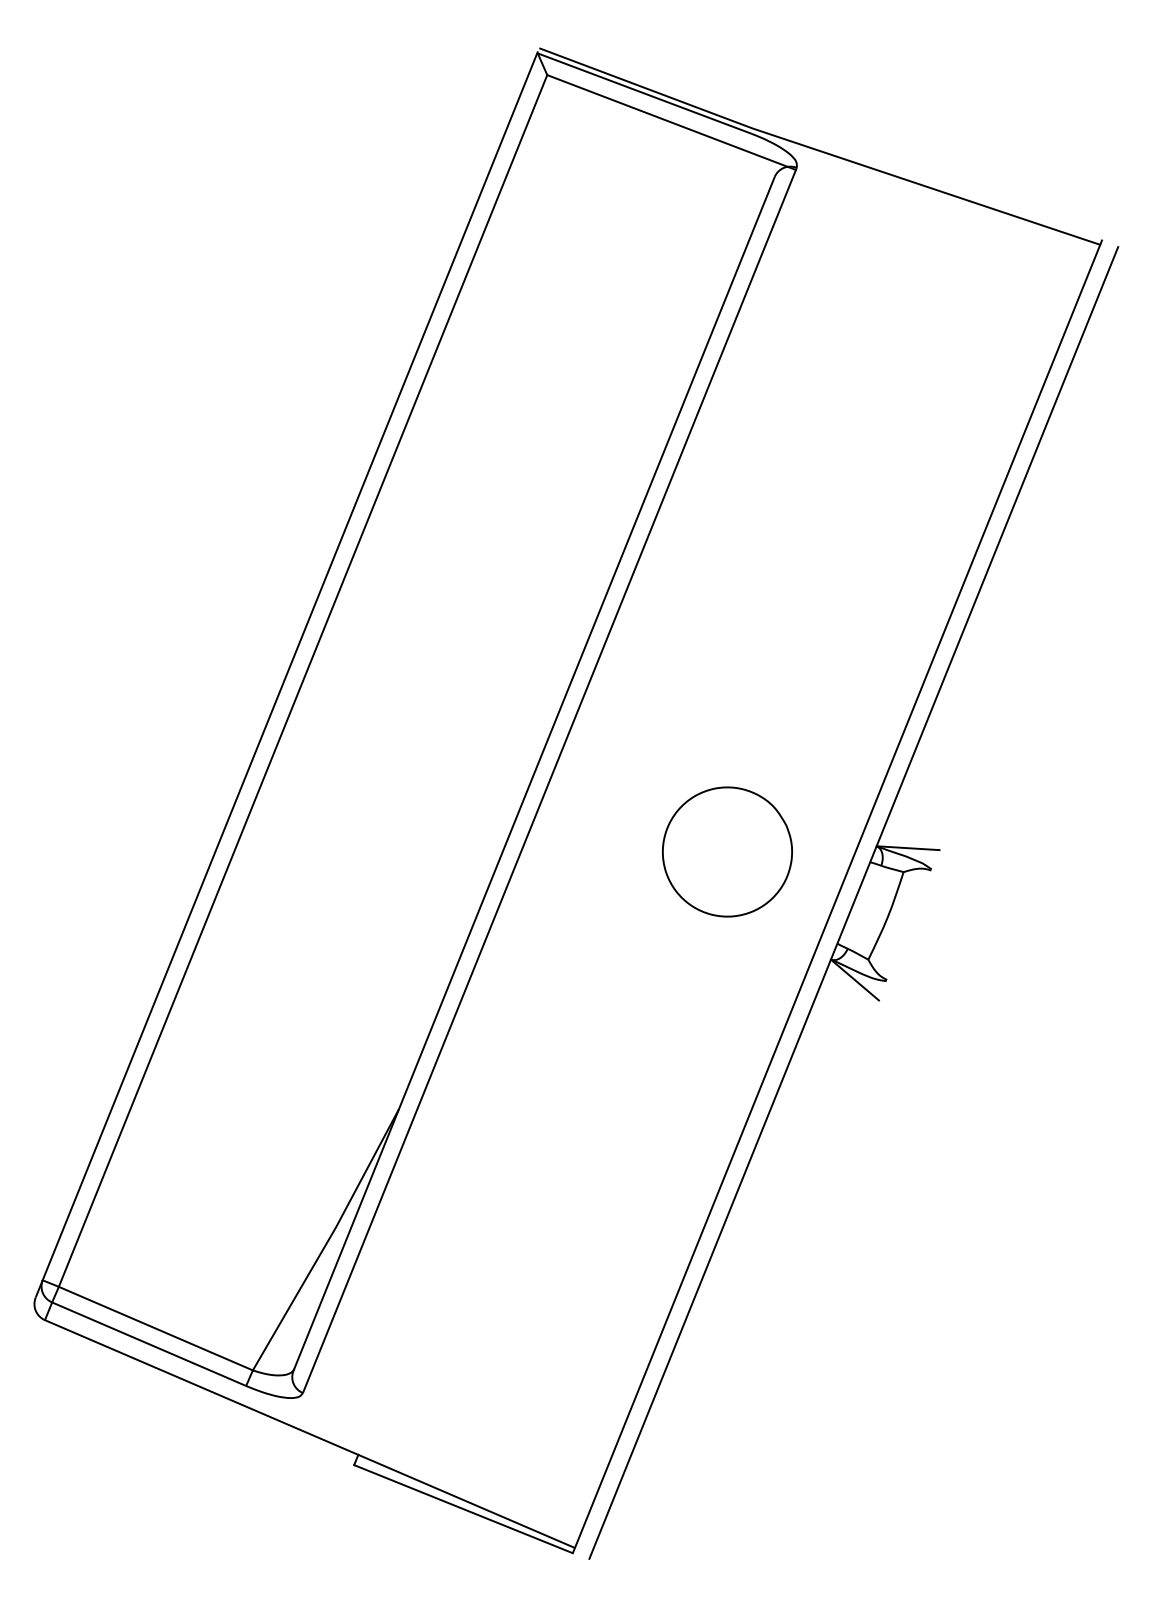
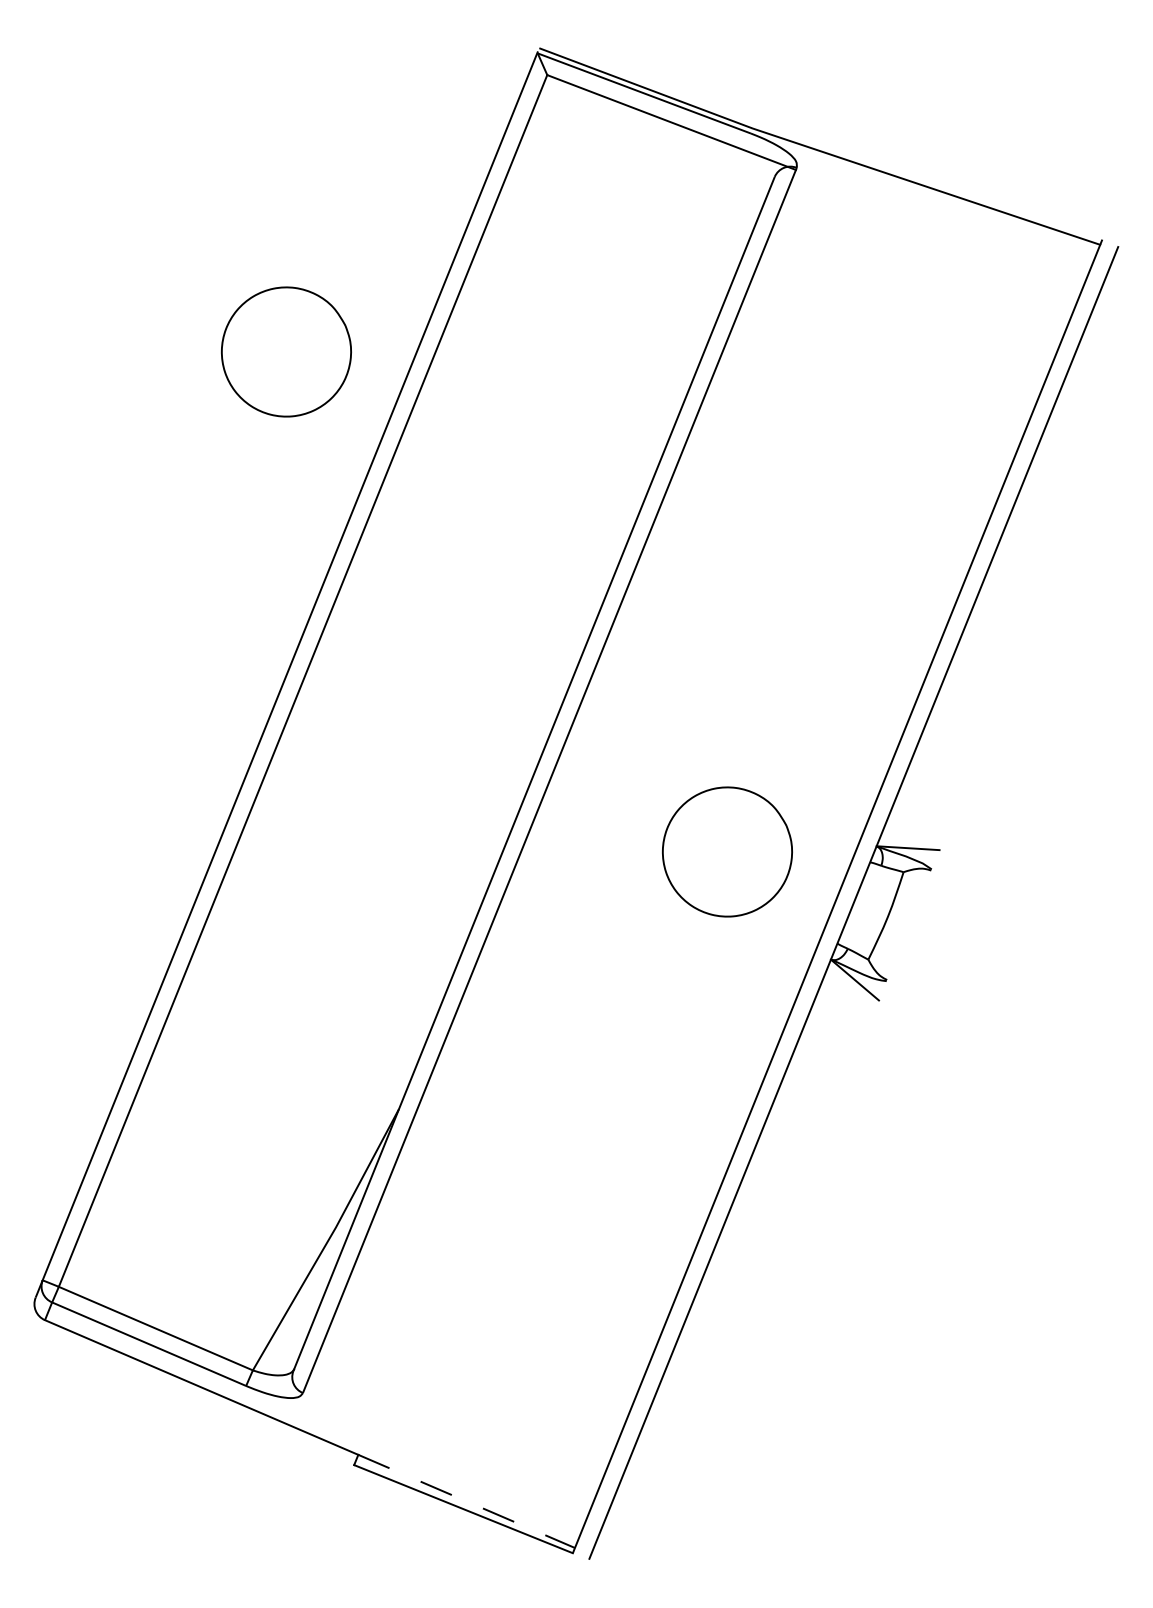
part: none -> present (286, 351)
line: solid -> dashed (466, 1501)
